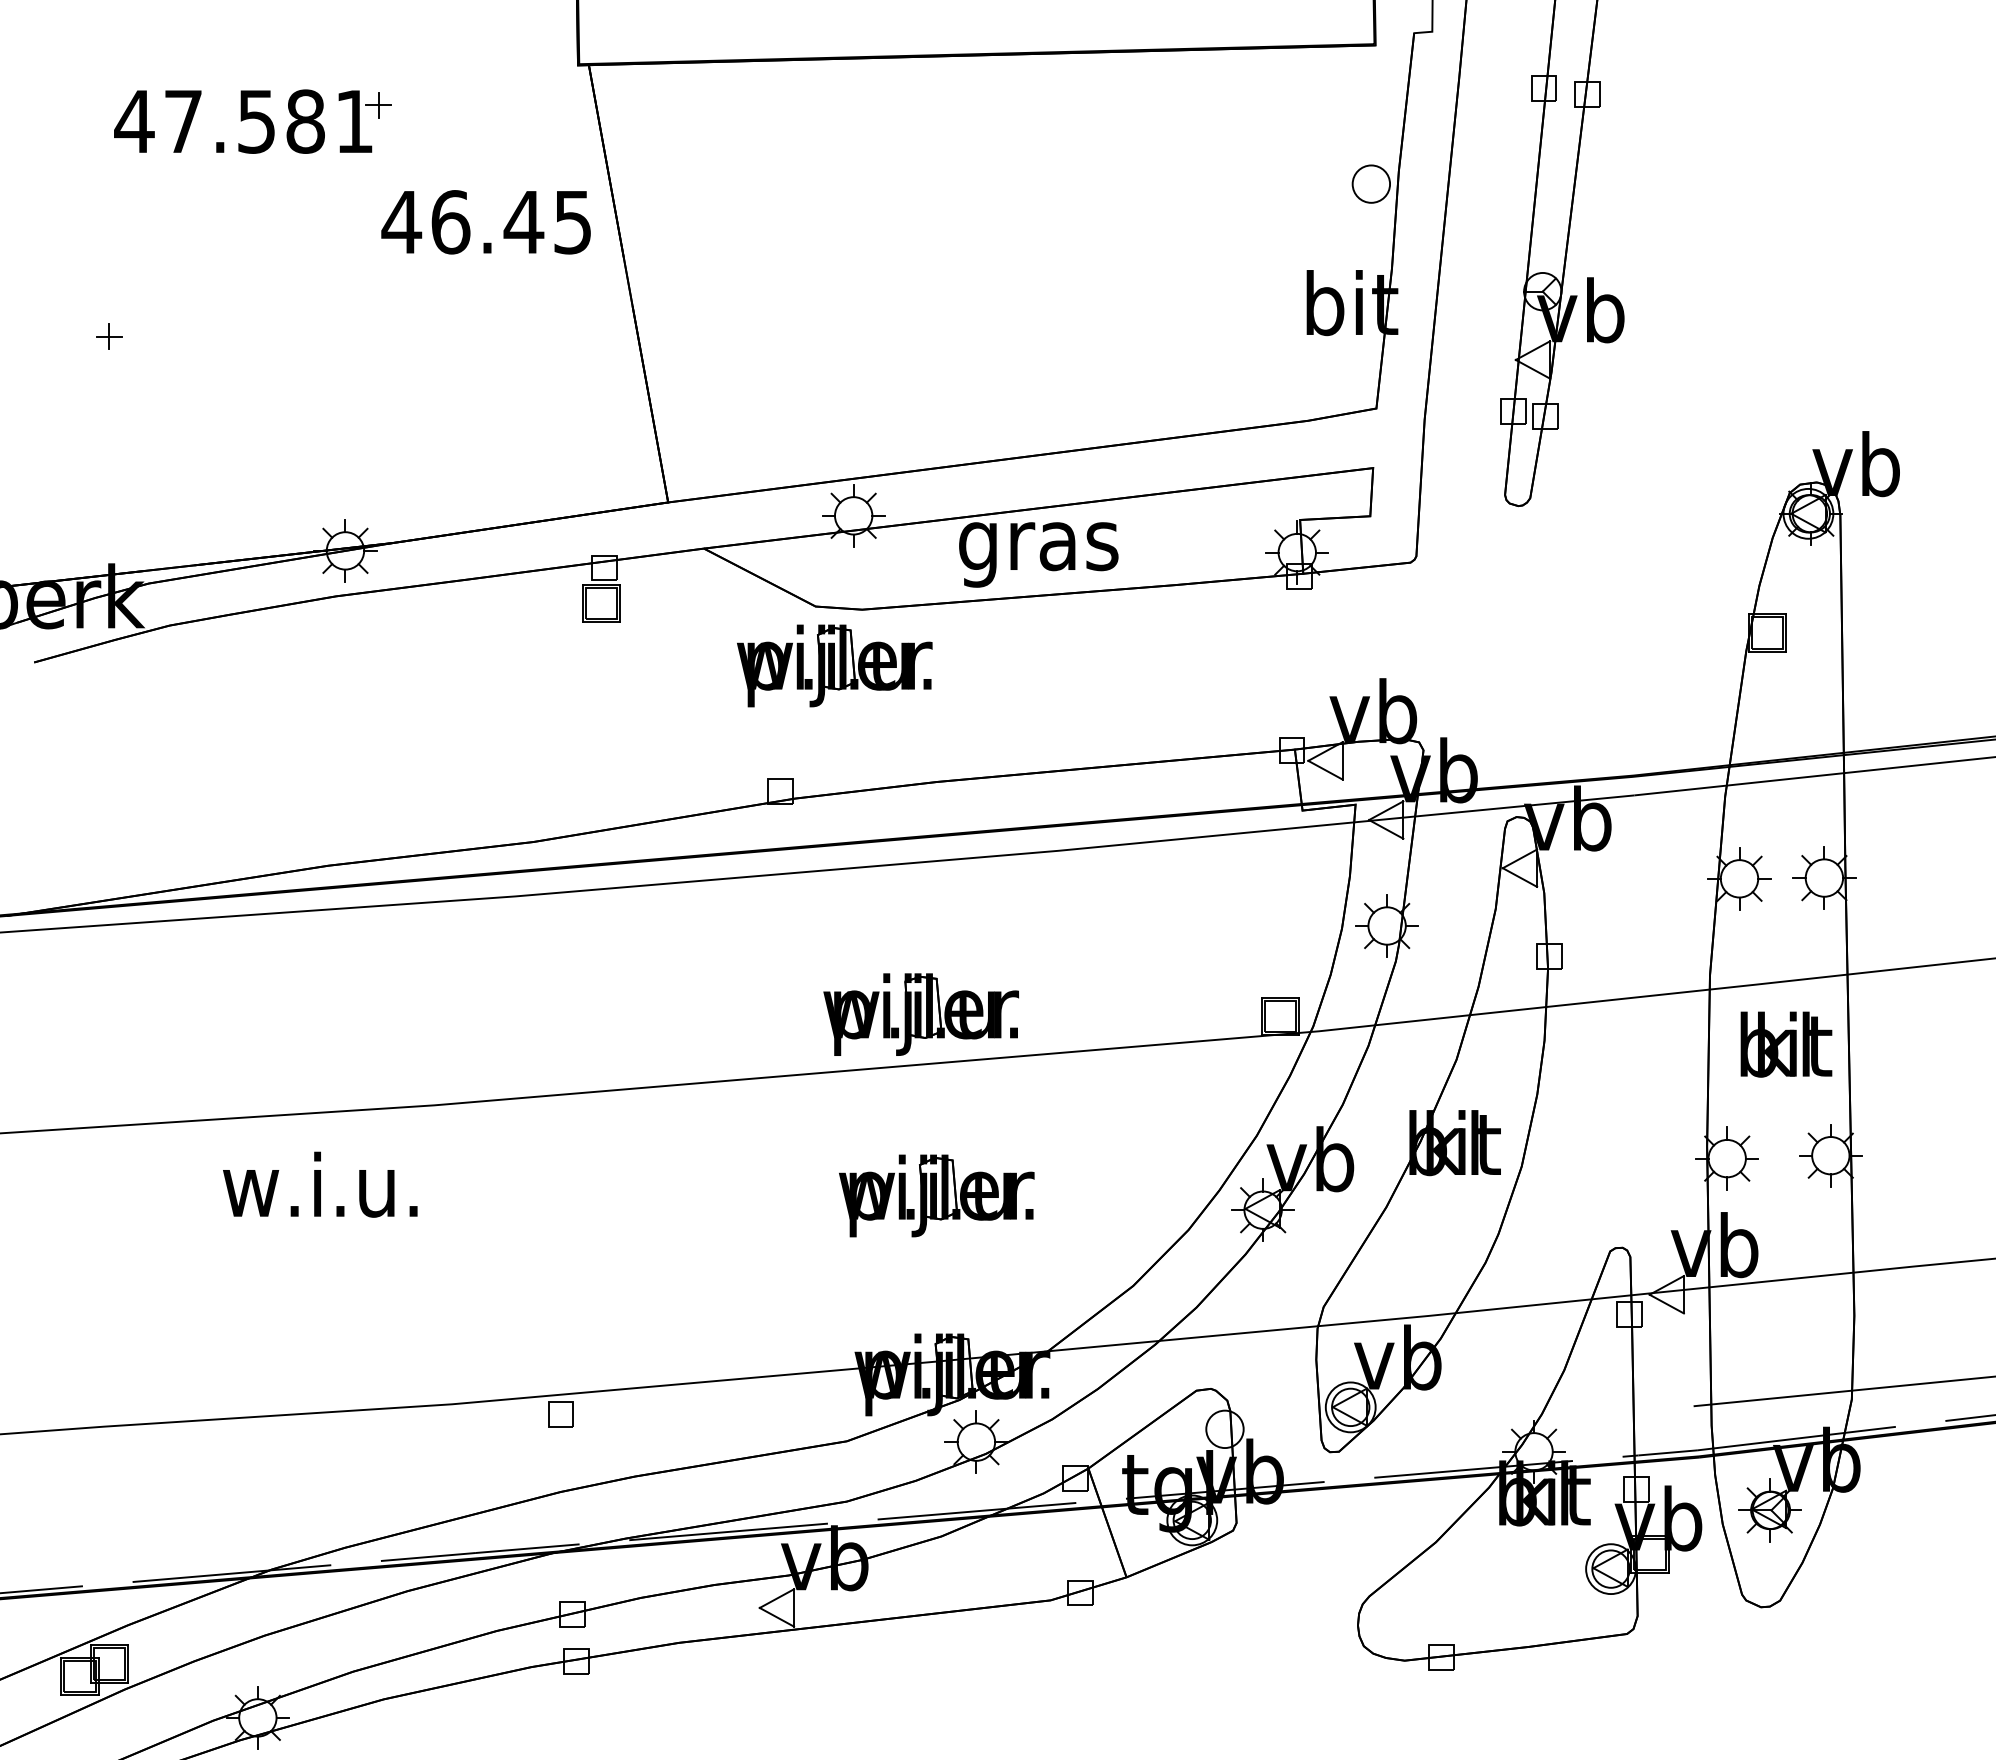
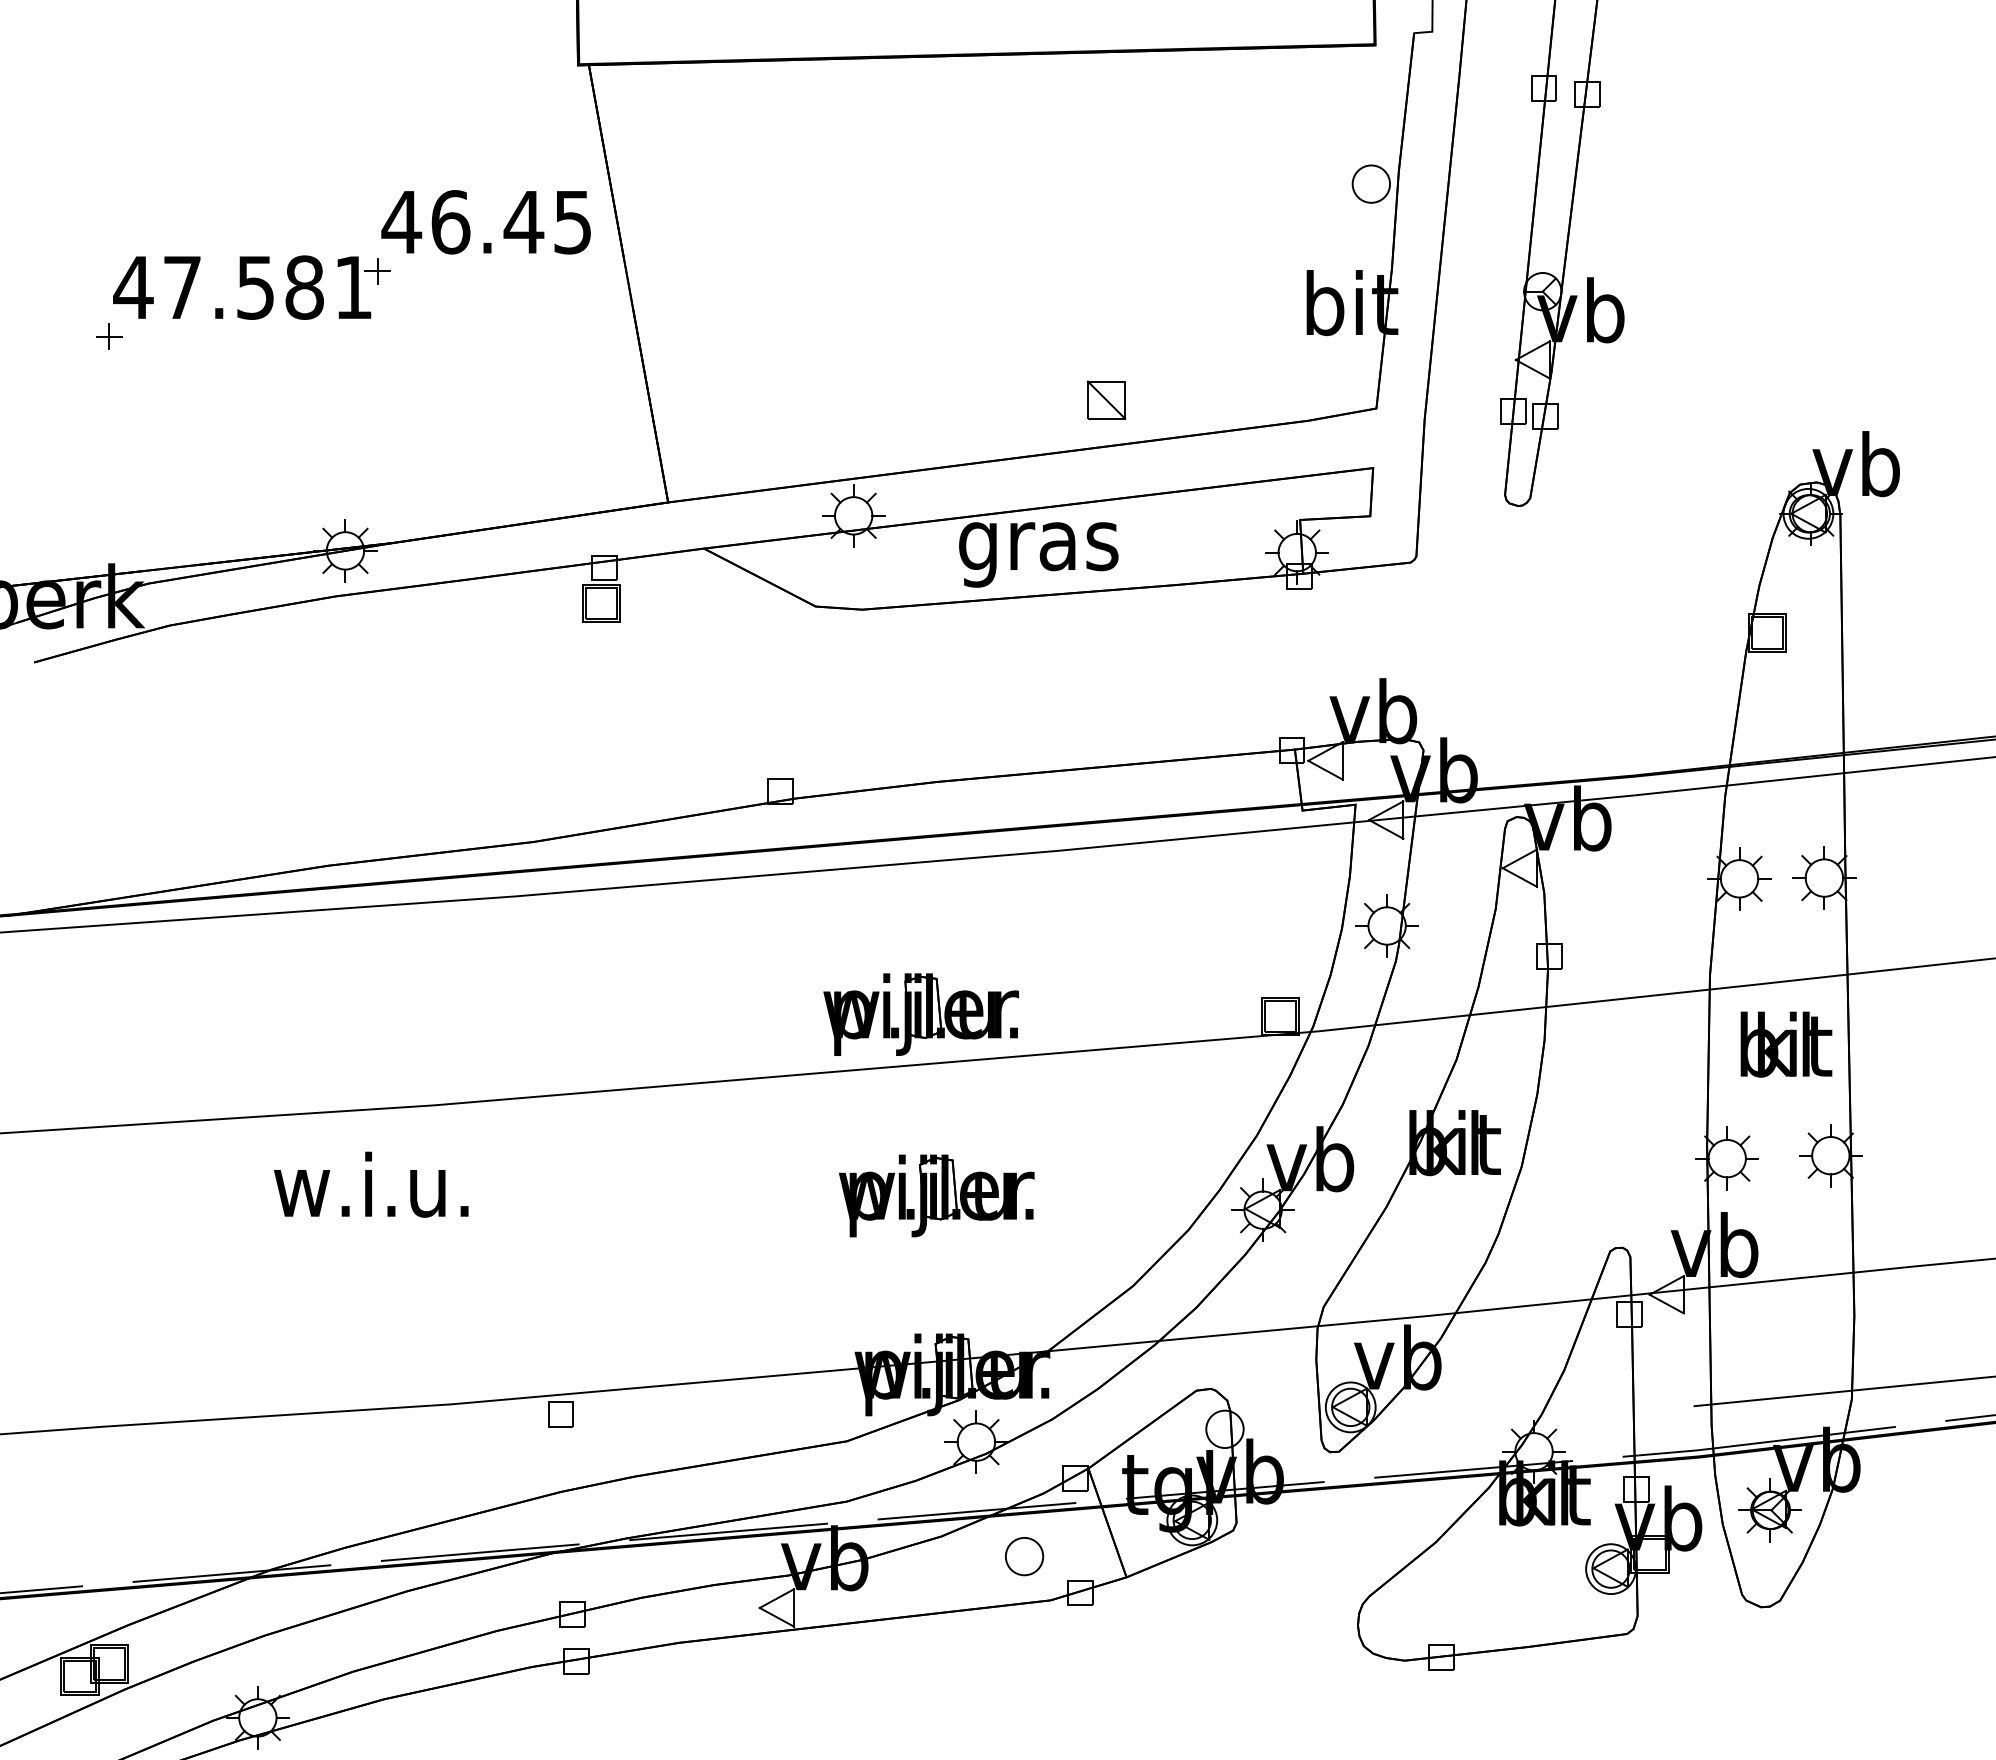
part position: (252, 121) -> (251, 287) (251, 287)
part: none -> present (1106, 399)
part: present -> none (834, 665)
text position: (320, 1184) -> (371, 1184) (371, 1184)
part: none -> present (1024, 1556)
